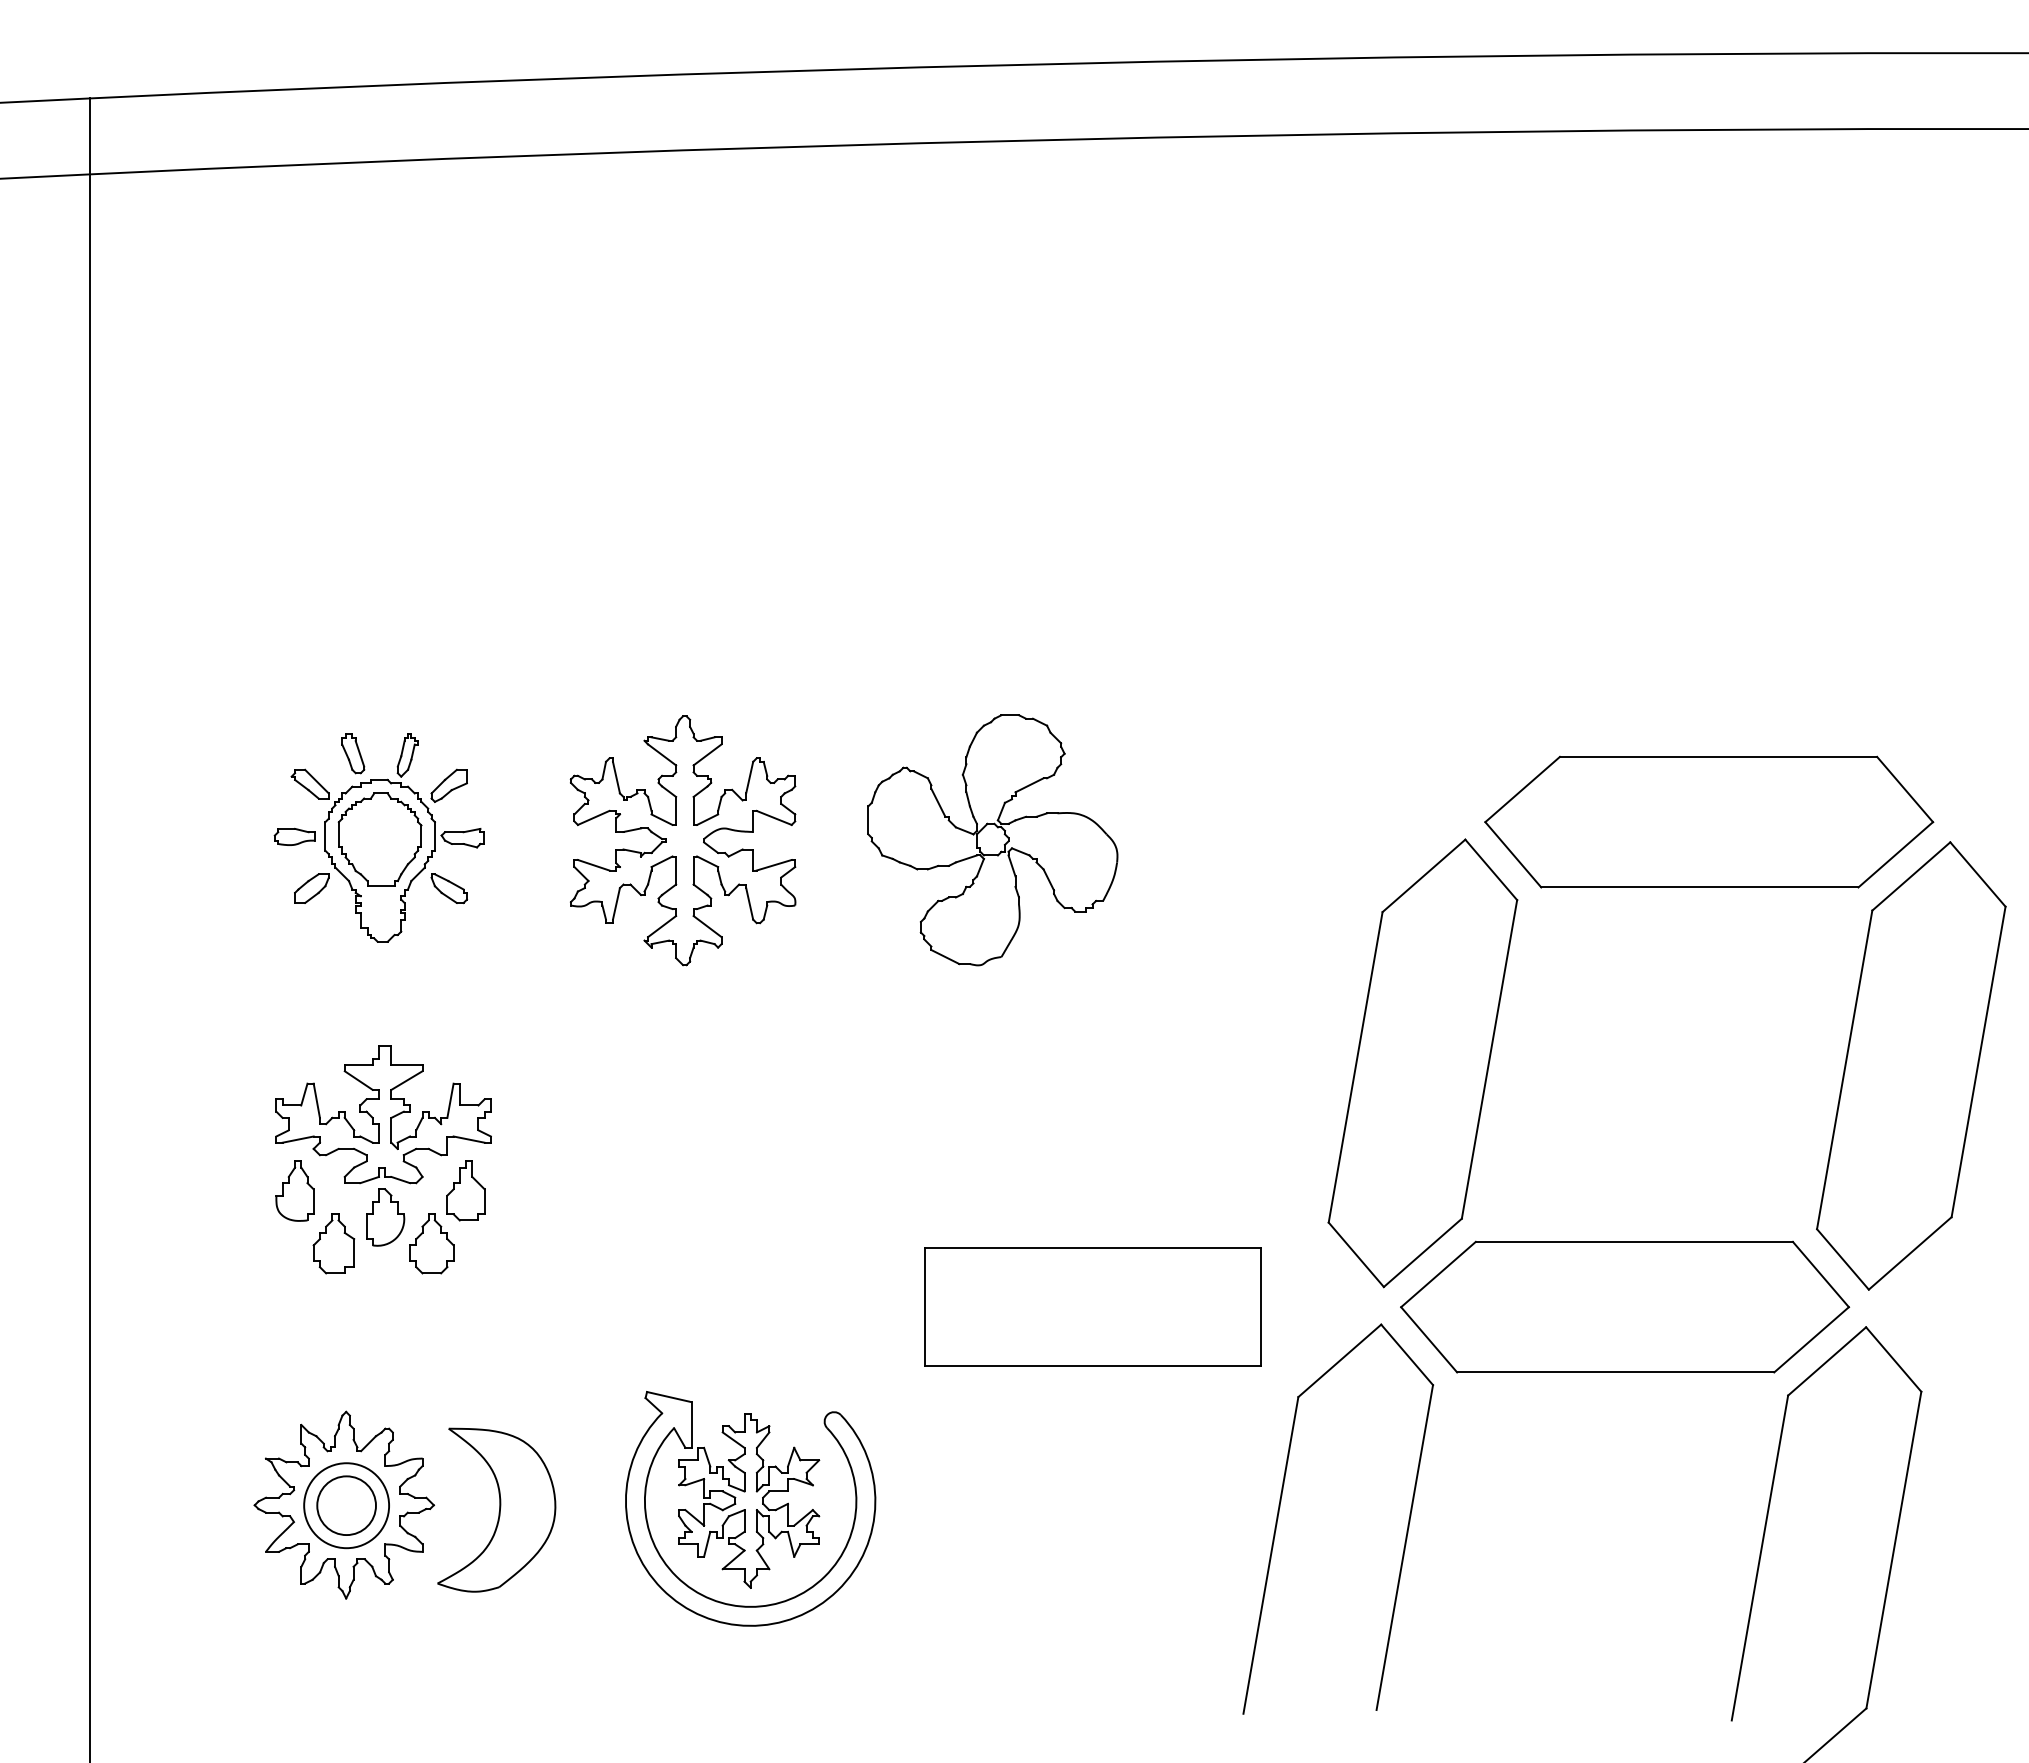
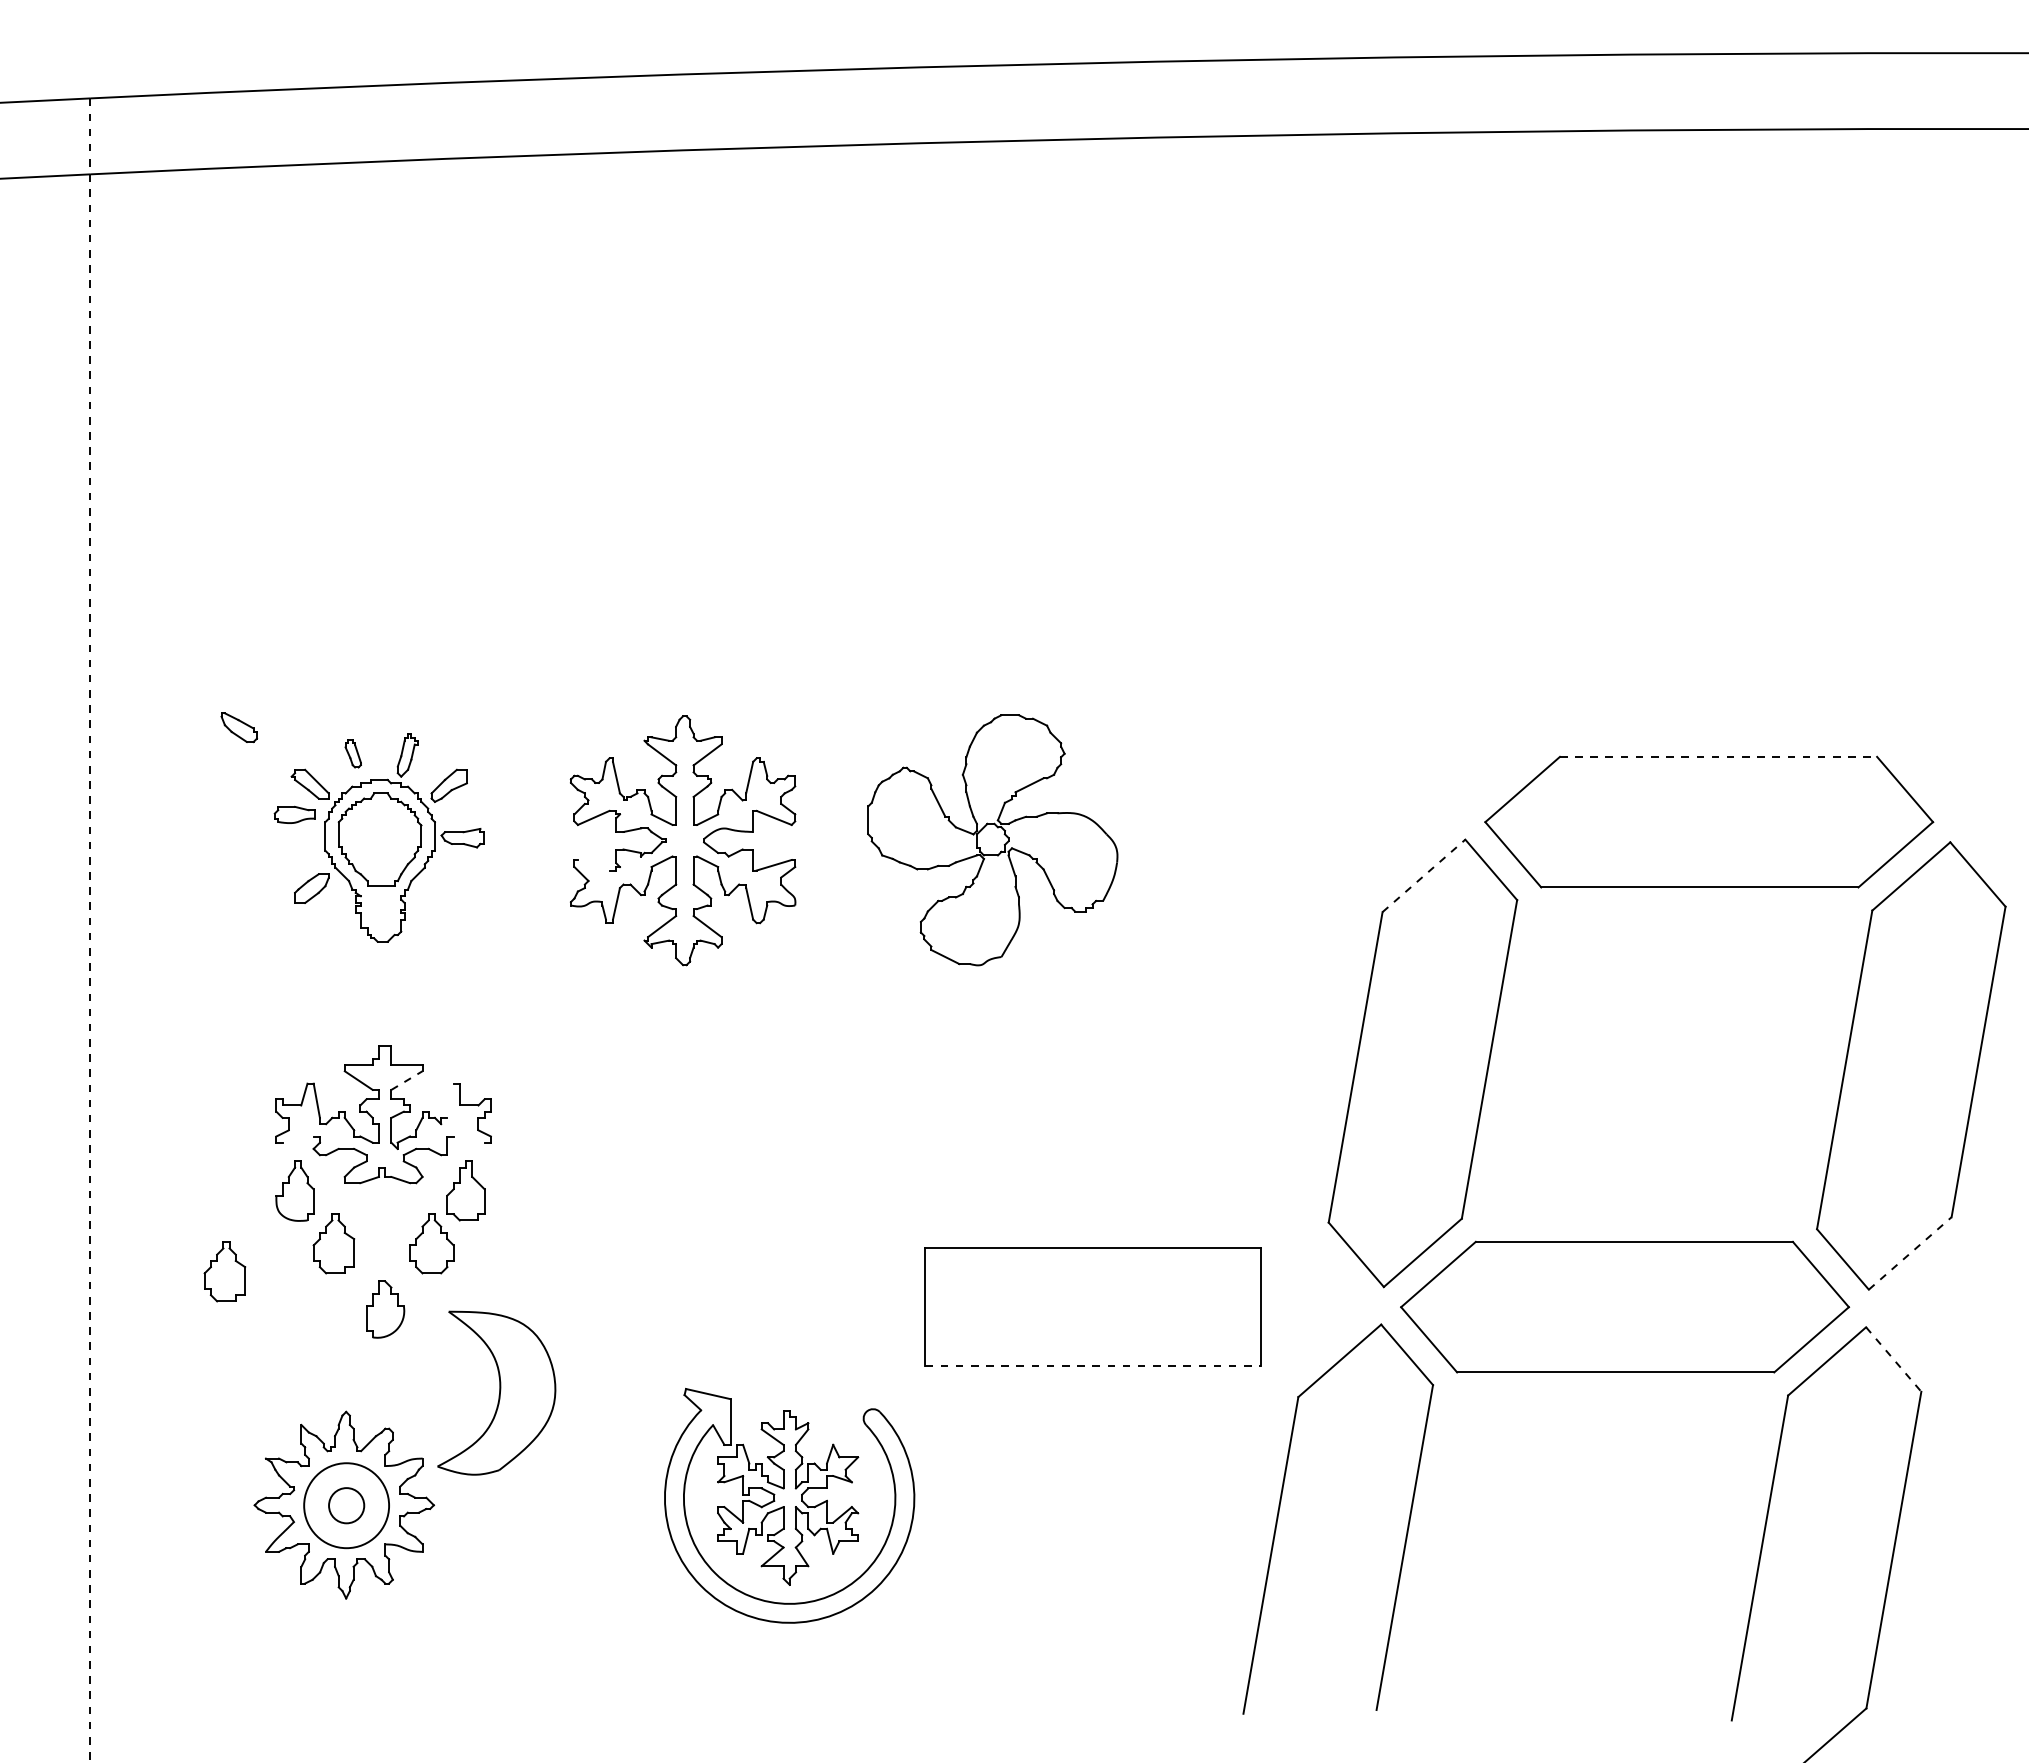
part size: 25x42 px -> 18x30 px (352, 753)
line: solid -> dashed (1718, 756)
part position: (294, 836) -> (294, 814) (294, 814)
line: present -> none (593, 864)
line: solid -> dashed (1423, 875)
part position: (448, 888) -> (238, 727) (238, 727)
line: solid -> dashed (90, 931)
line: solid -> dashed (407, 1080)
line: present -> none (450, 1100)
line: present -> none (297, 1139)
line: present -> none (468, 1139)
part position: (385, 1217) -> (385, 1309) (385, 1309)
line: solid -> dashed (1910, 1253)
part: none -> present (224, 1271)
line: solid -> dashed (1894, 1359)
line: solid -> dashed (1093, 1365)
circle diameter: 59 px -> 35 px (346, 1505)
part position: (750, 1508) -> (789, 1505) (789, 1505)
part position: (496, 1509) -> (496, 1392) (496, 1392)
